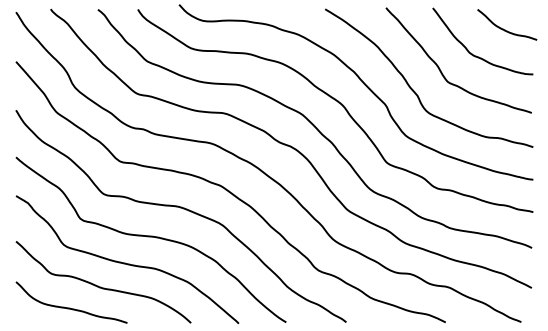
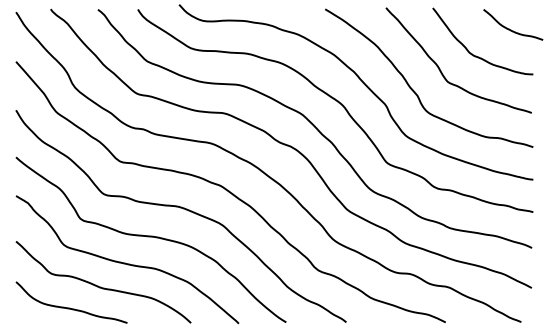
curve position: (505, 29) -> (511, 29) (511, 29)
